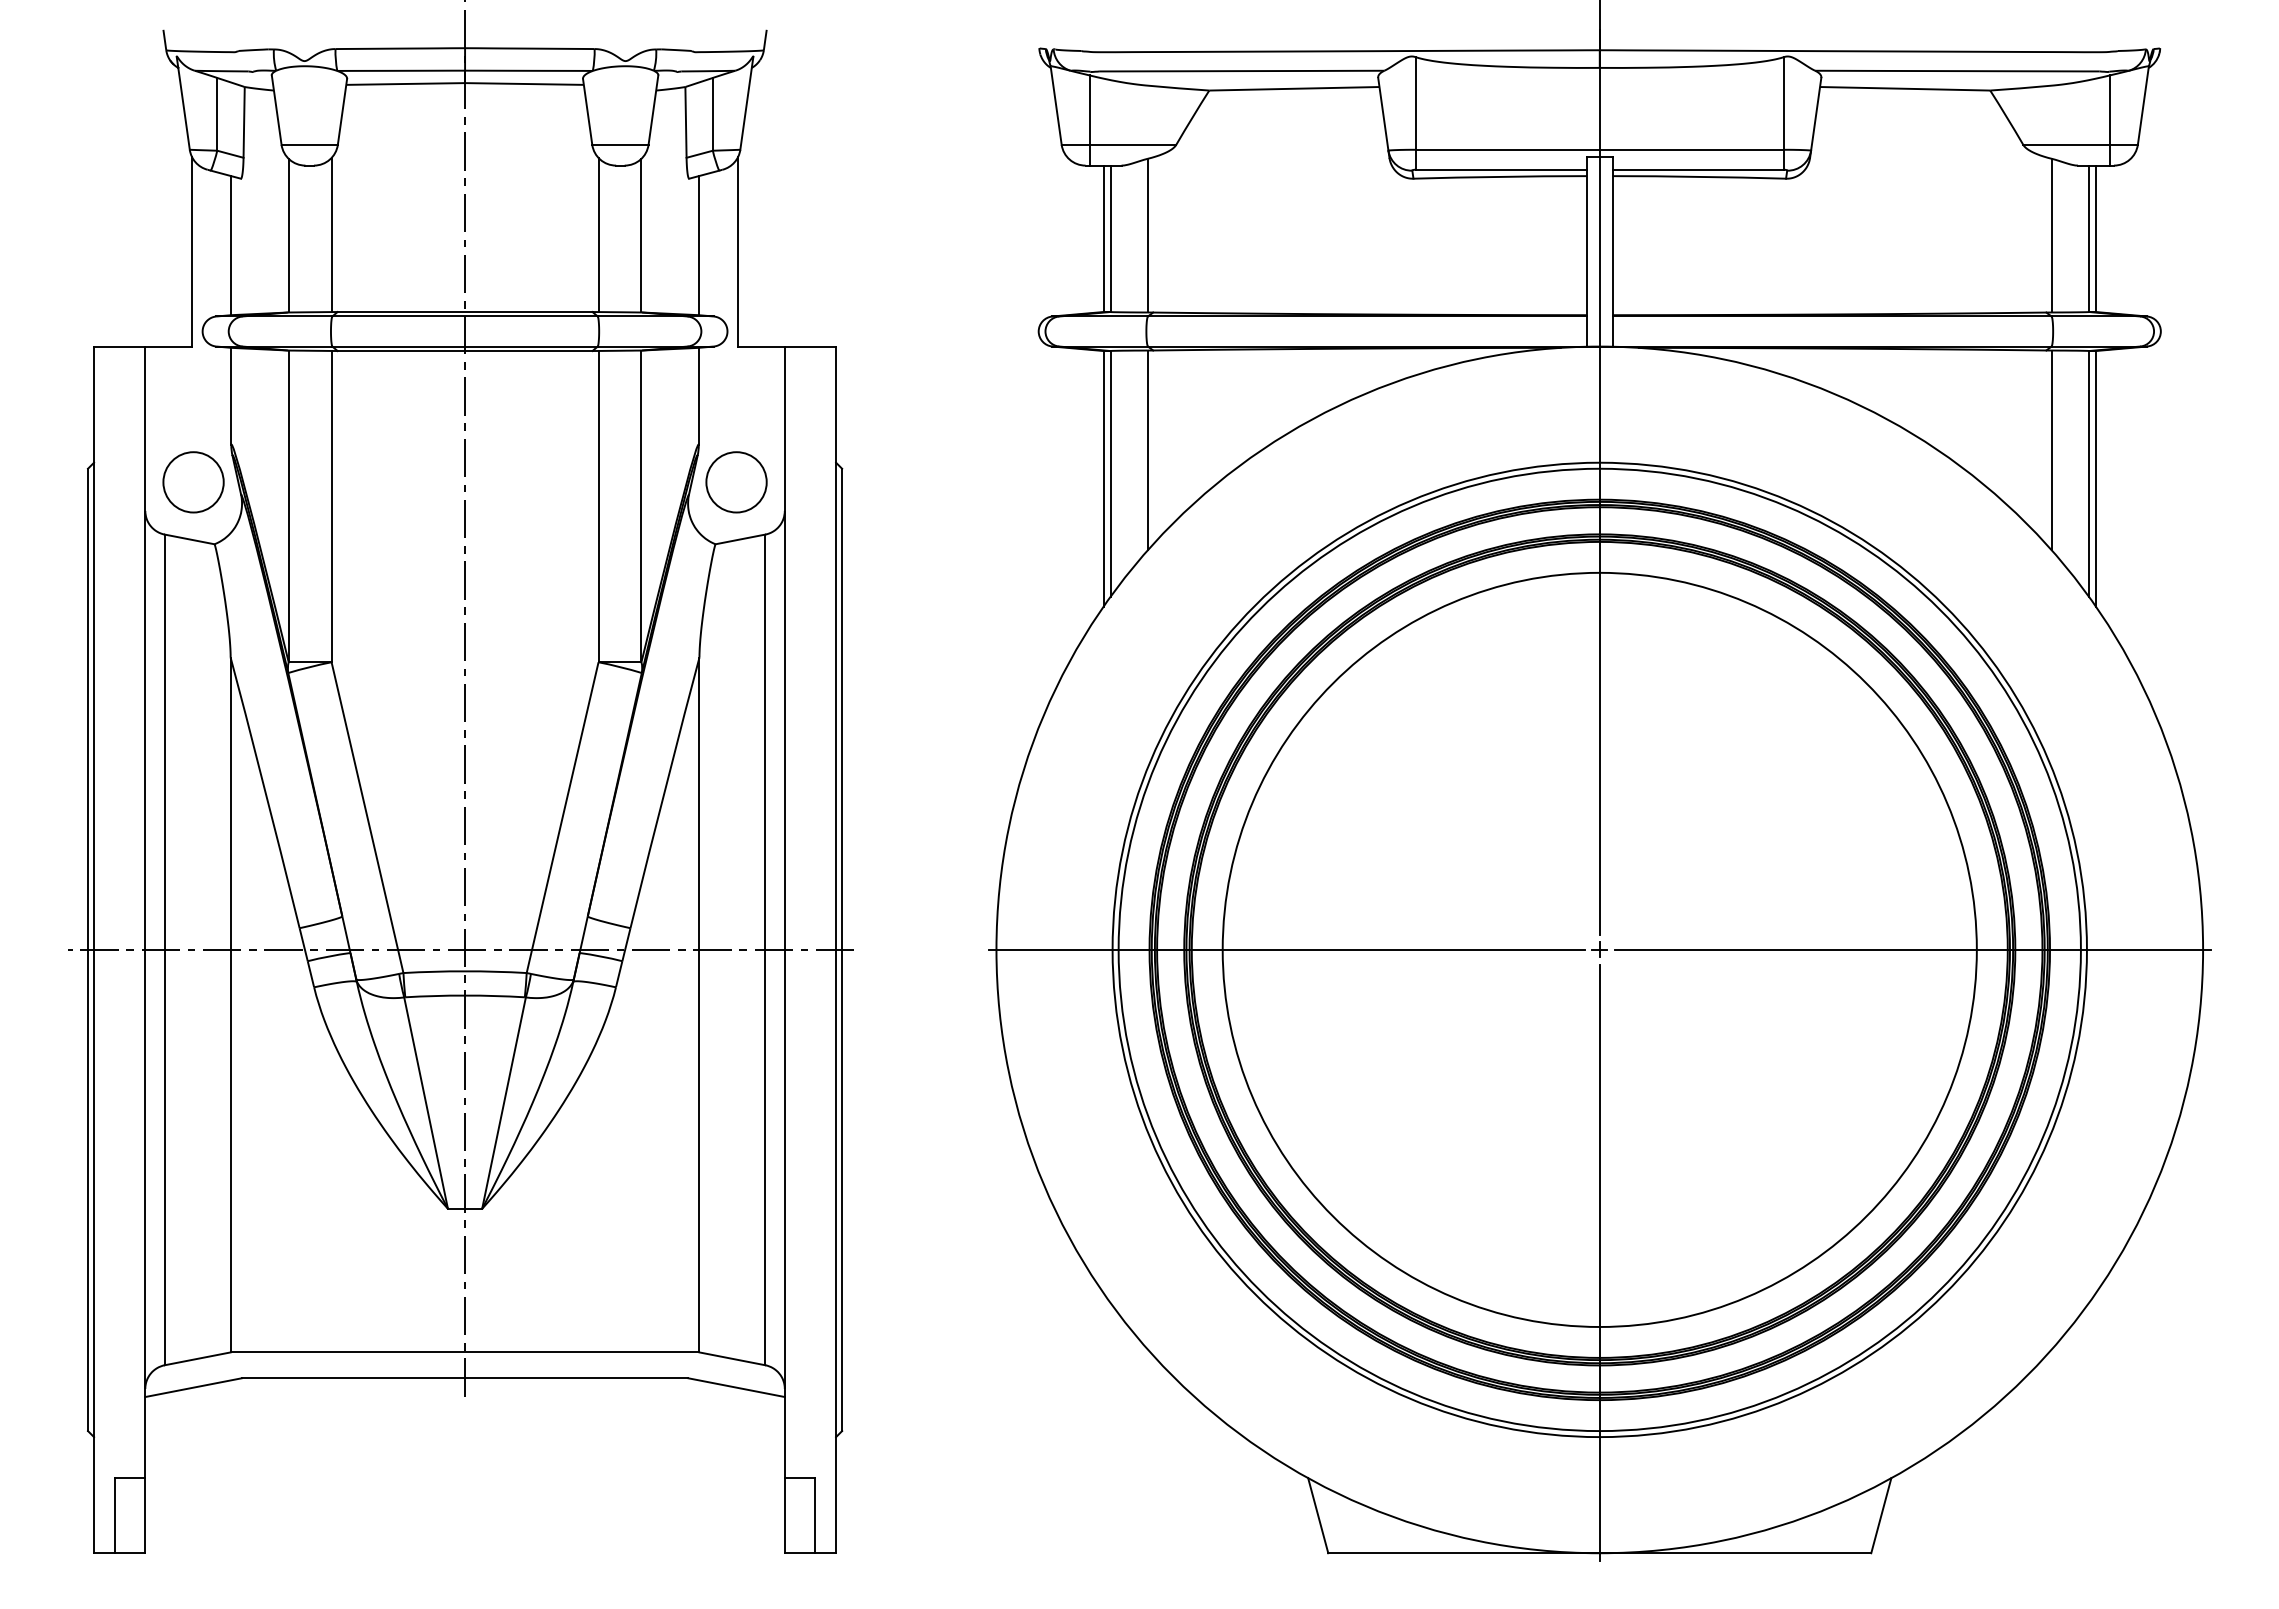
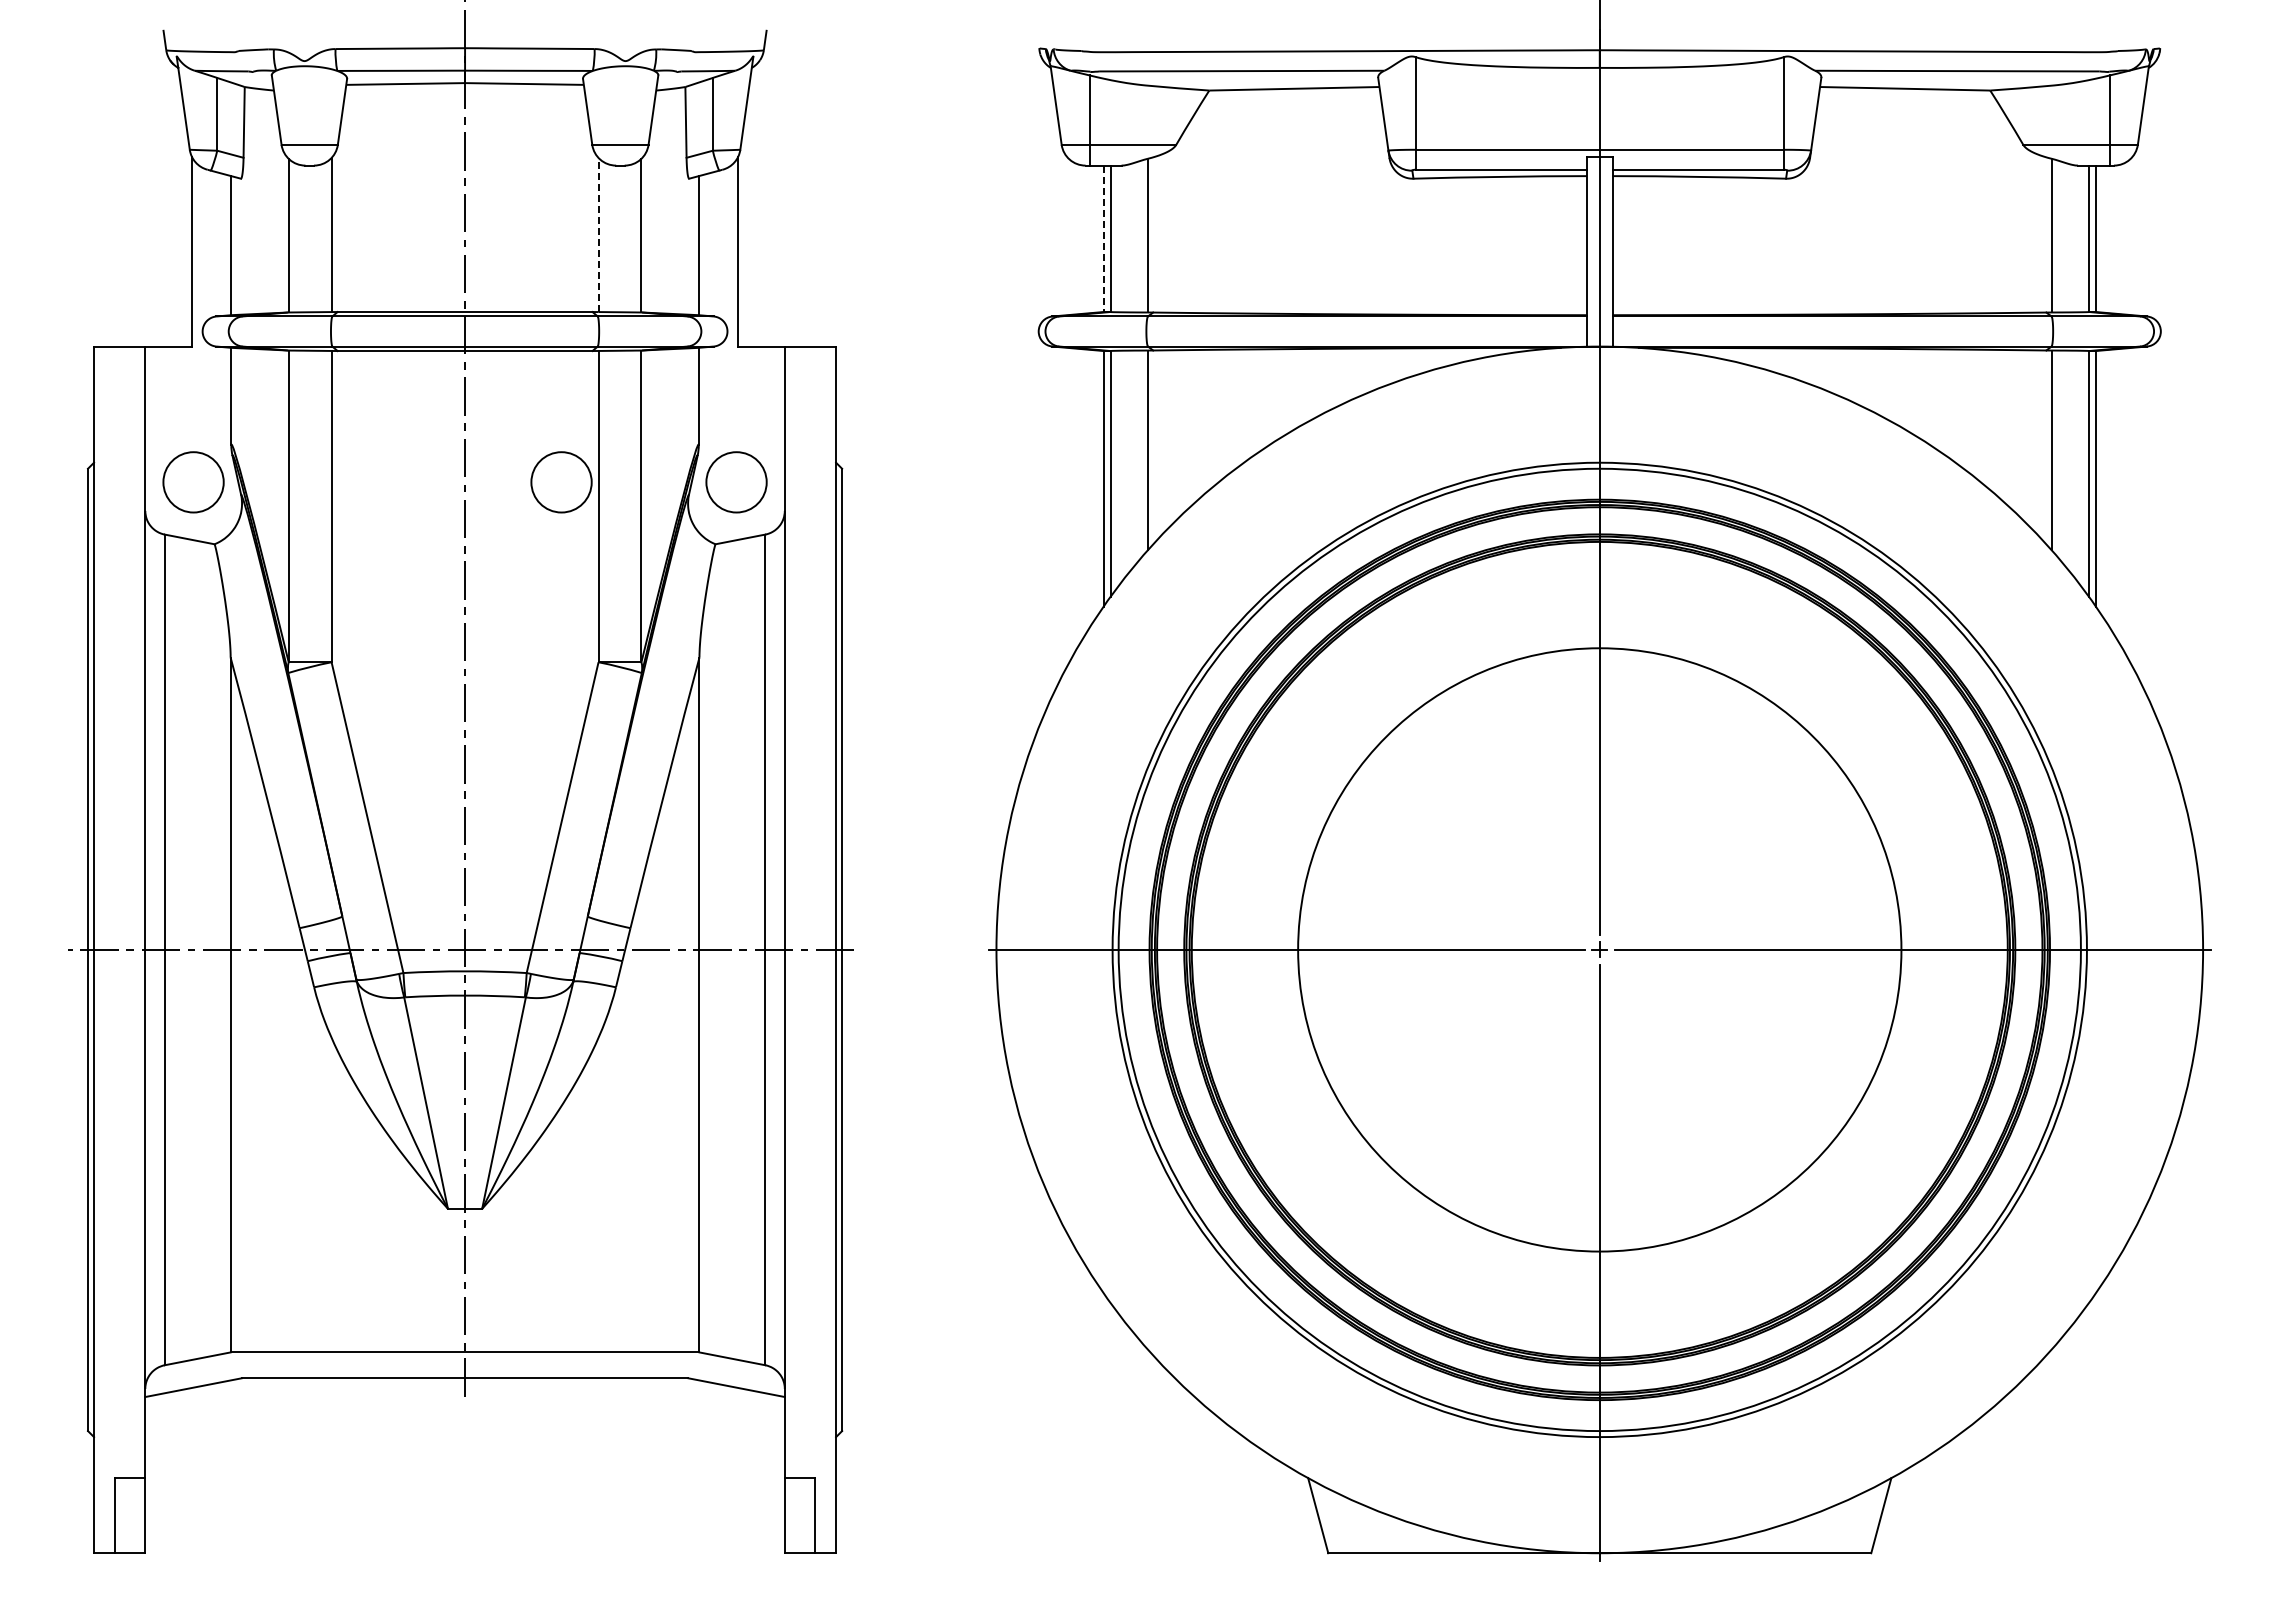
line: solid -> dashed (598, 234)
line: solid -> dashed (1103, 239)
circle: none -> present (561, 482)
circle diameter: 754 px -> 603 px (1599, 949)
